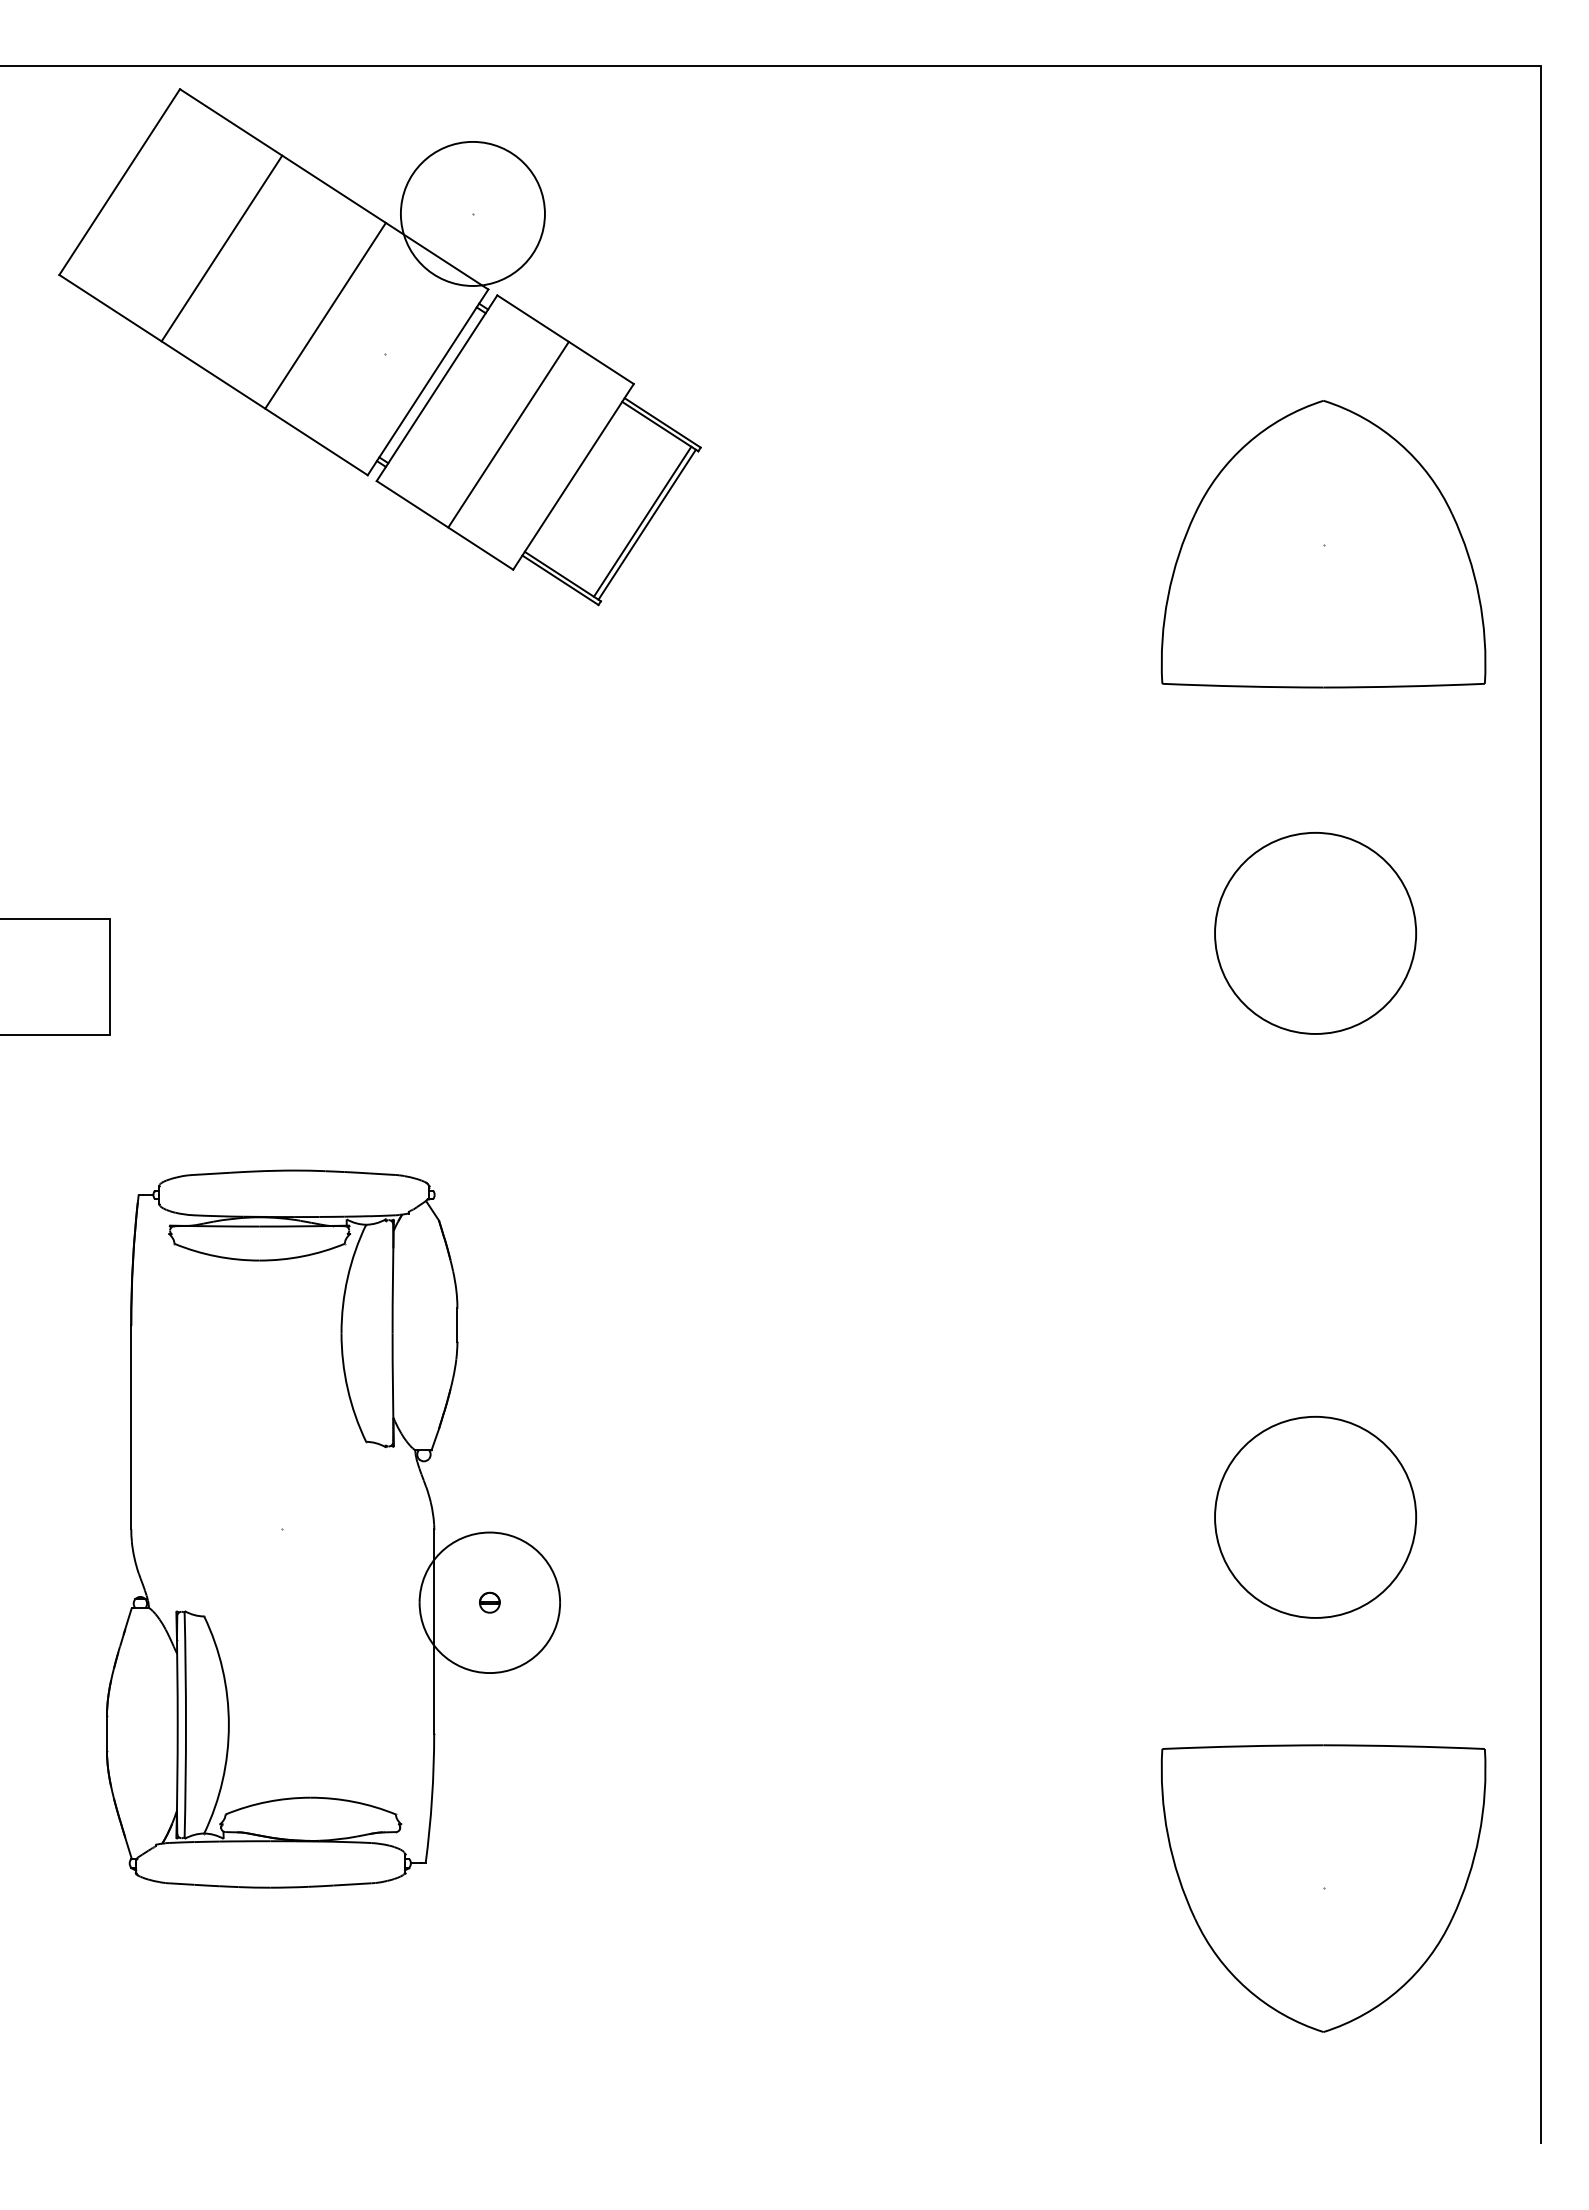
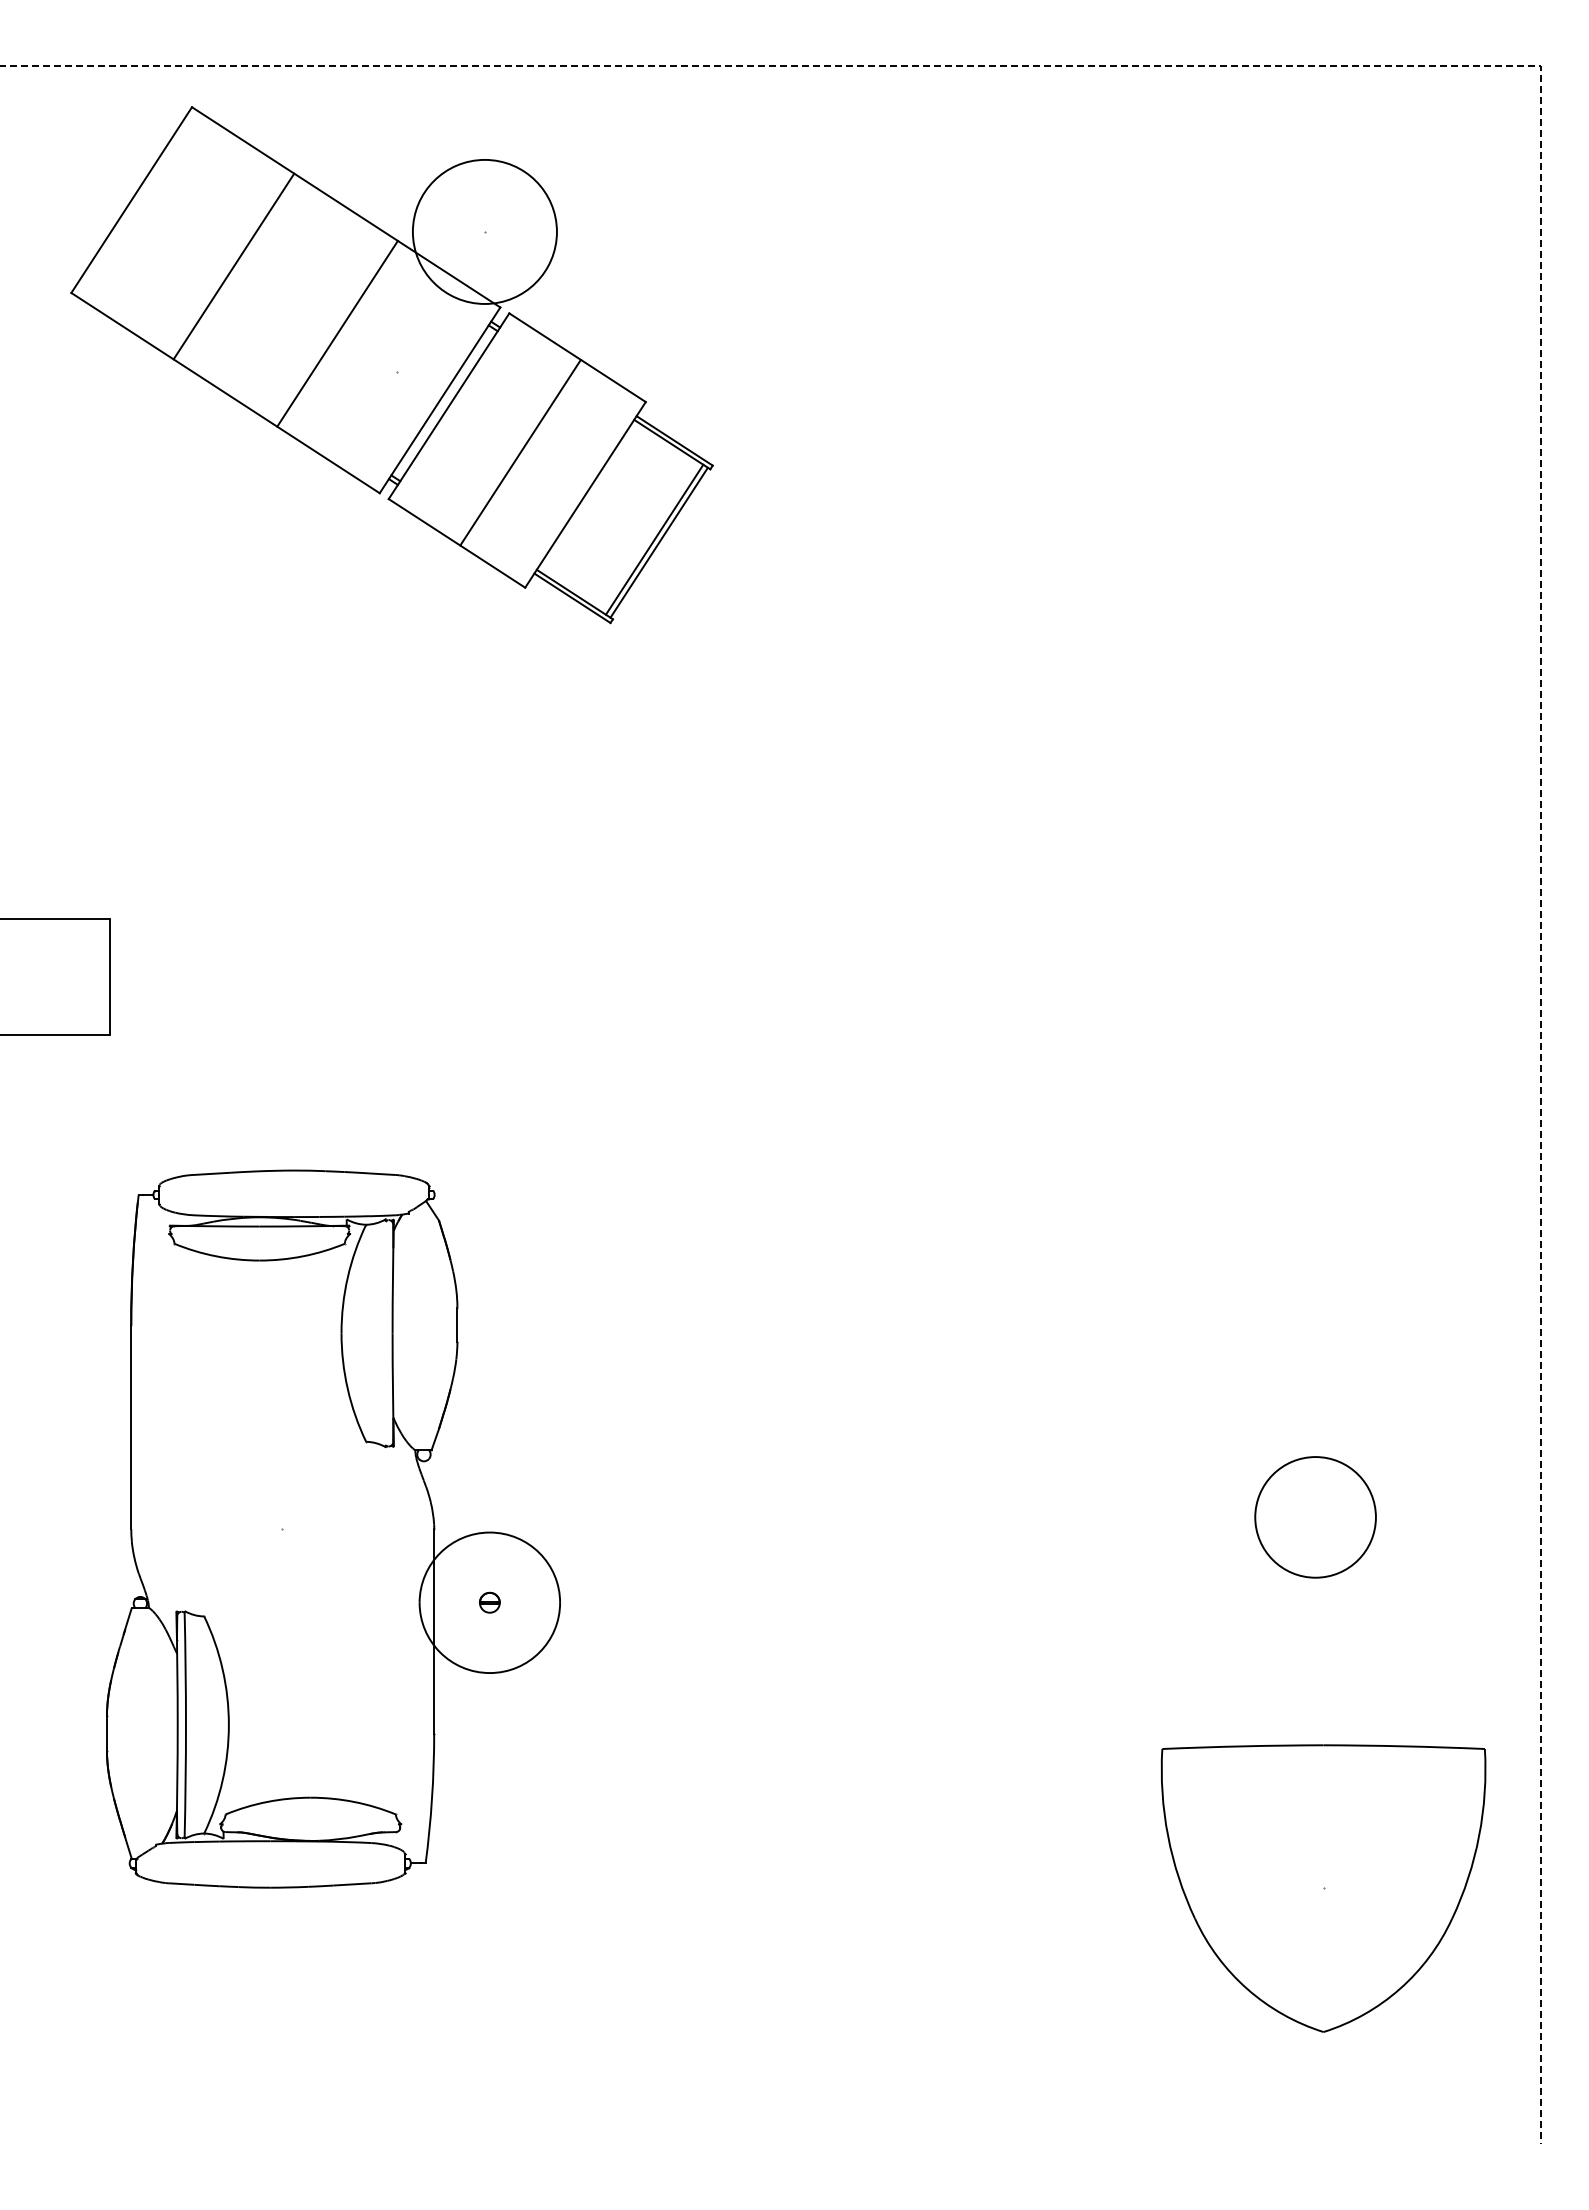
line: solid -> dashed (1541, 334)
part position: (379, 347) -> (391, 365) (391, 365)
part: present -> none (1323, 544)
circle: present -> none (1315, 933)
circle diameter: 201 px -> 121 px (1315, 1517)
